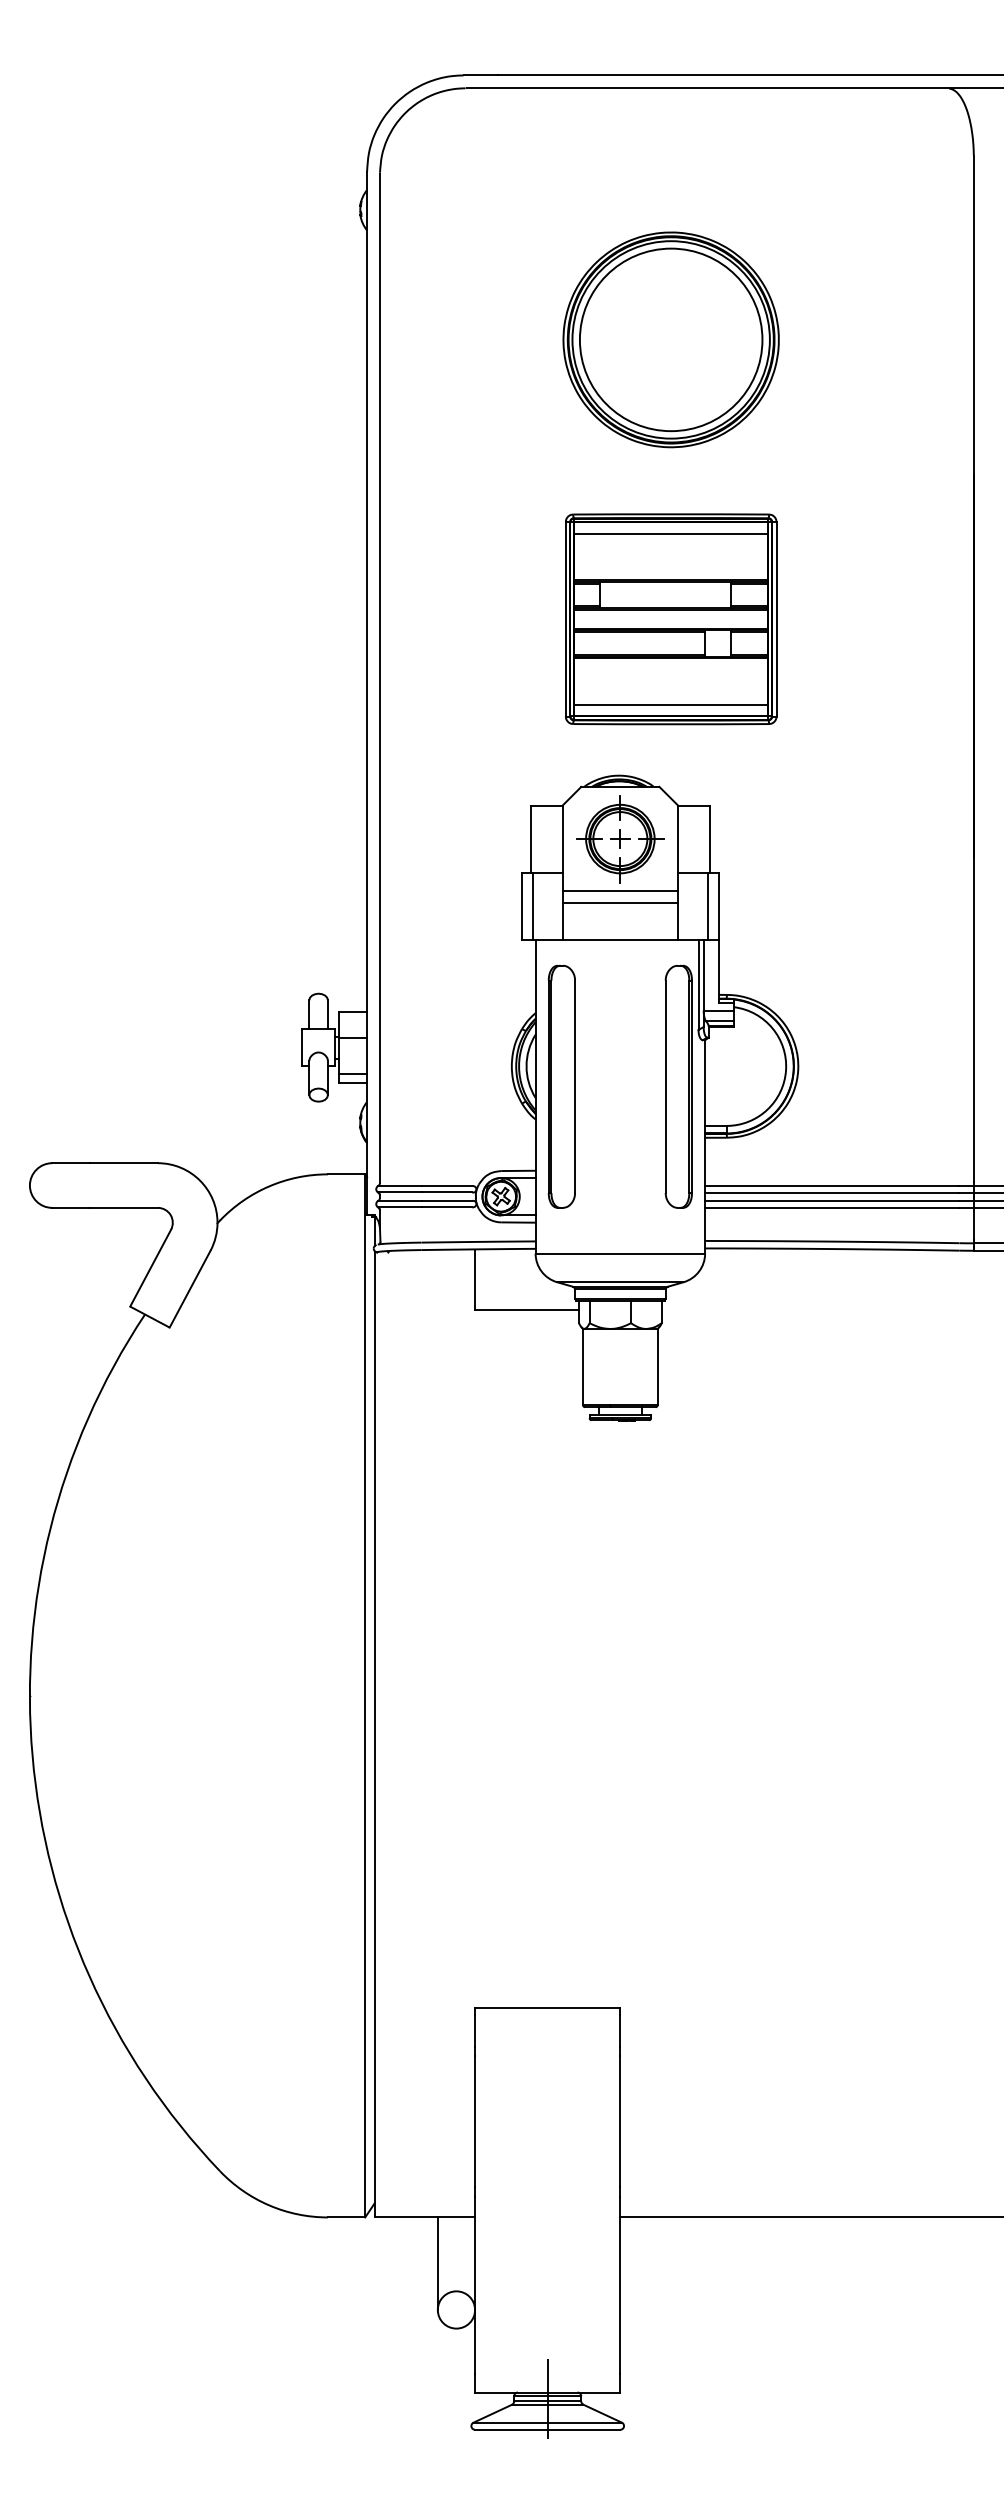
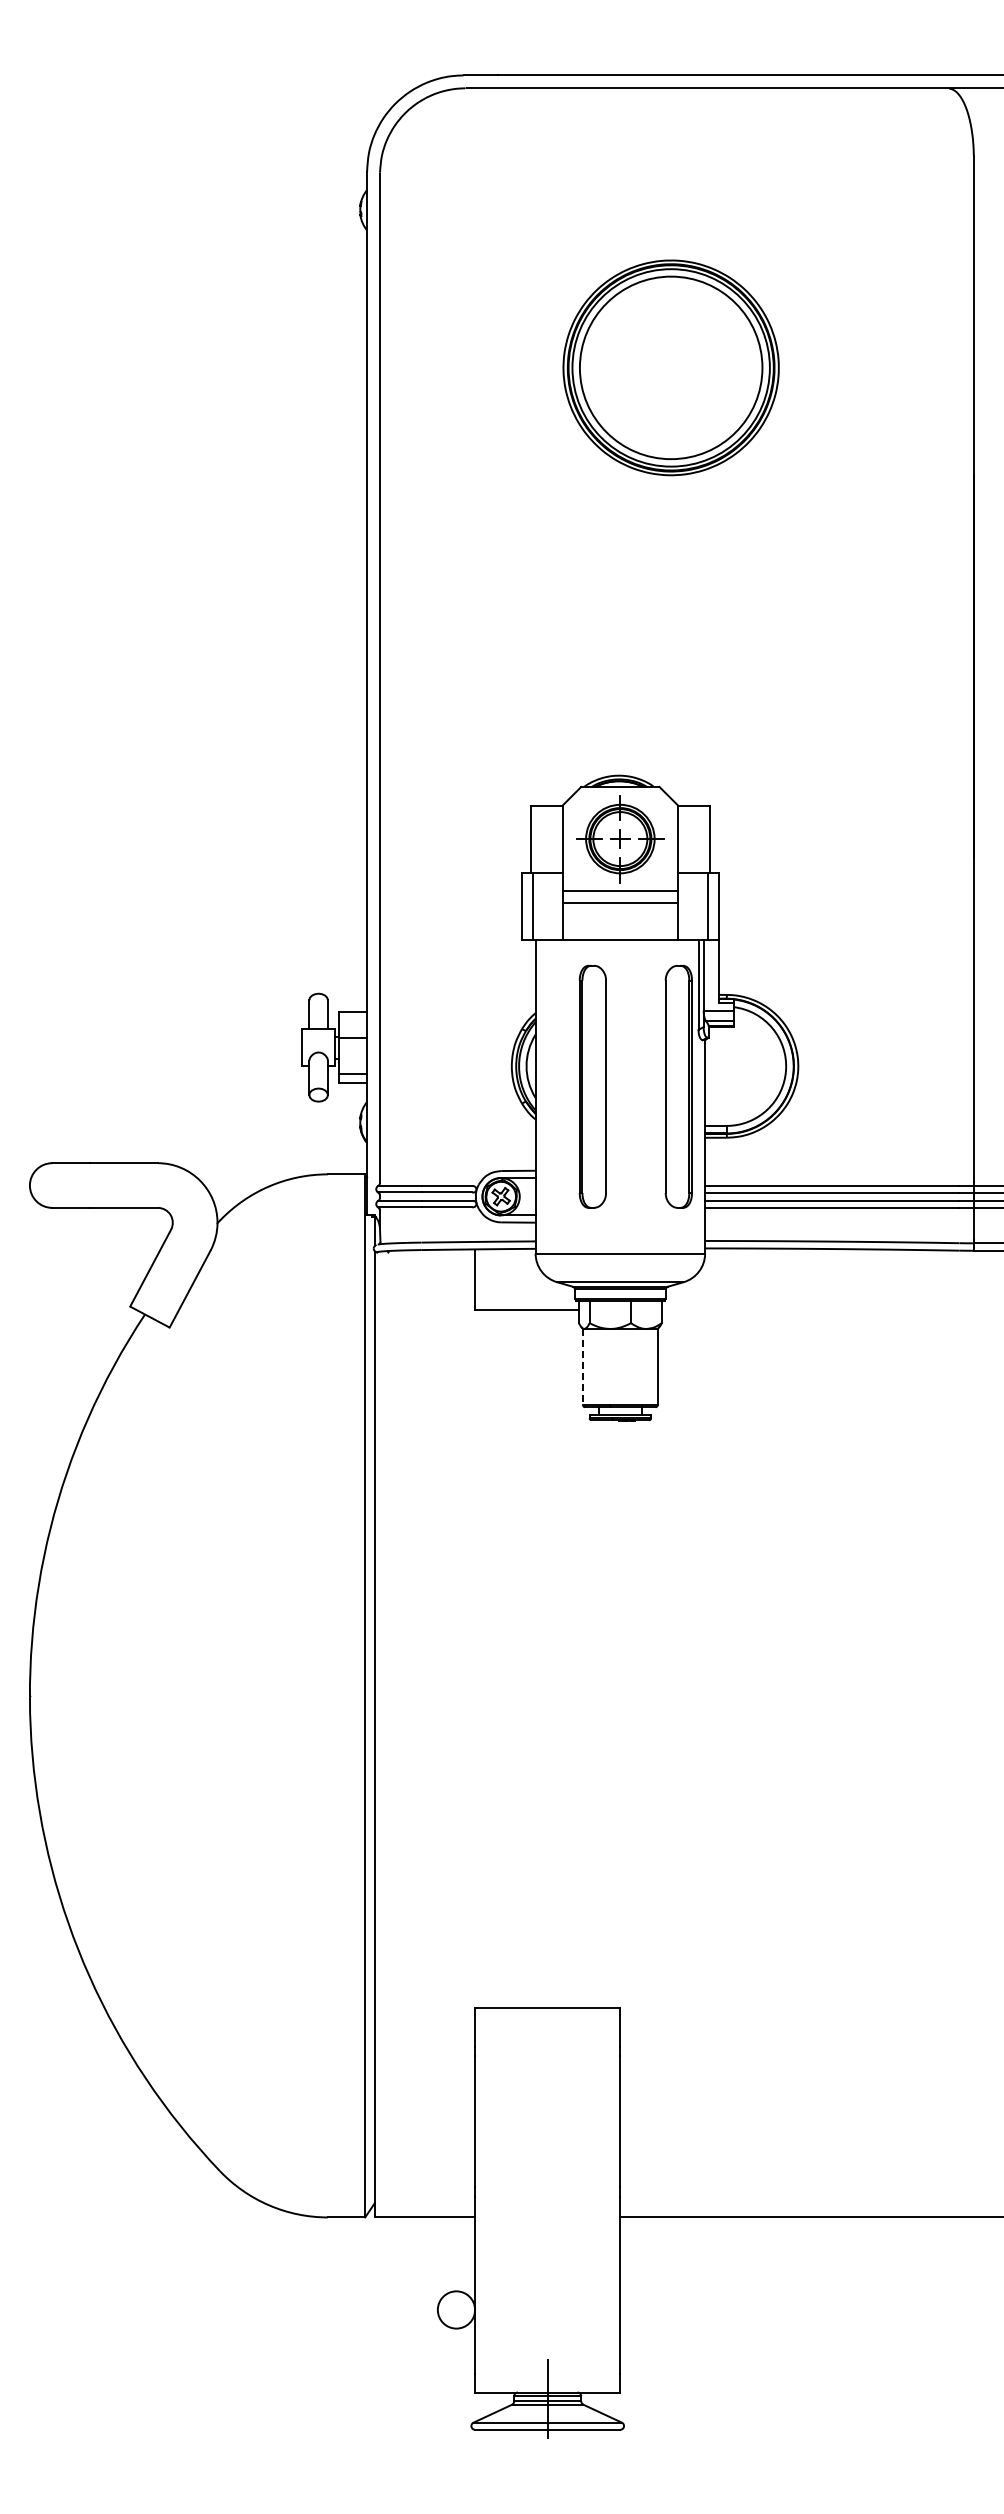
part position: (670, 339) -> (670, 367) (670, 367)
part: present -> none (671, 619)
part position: (561, 1086) -> (592, 1086) (592, 1086)
line: solid -> dashed (583, 1367)
line: present -> none (437, 2263)
